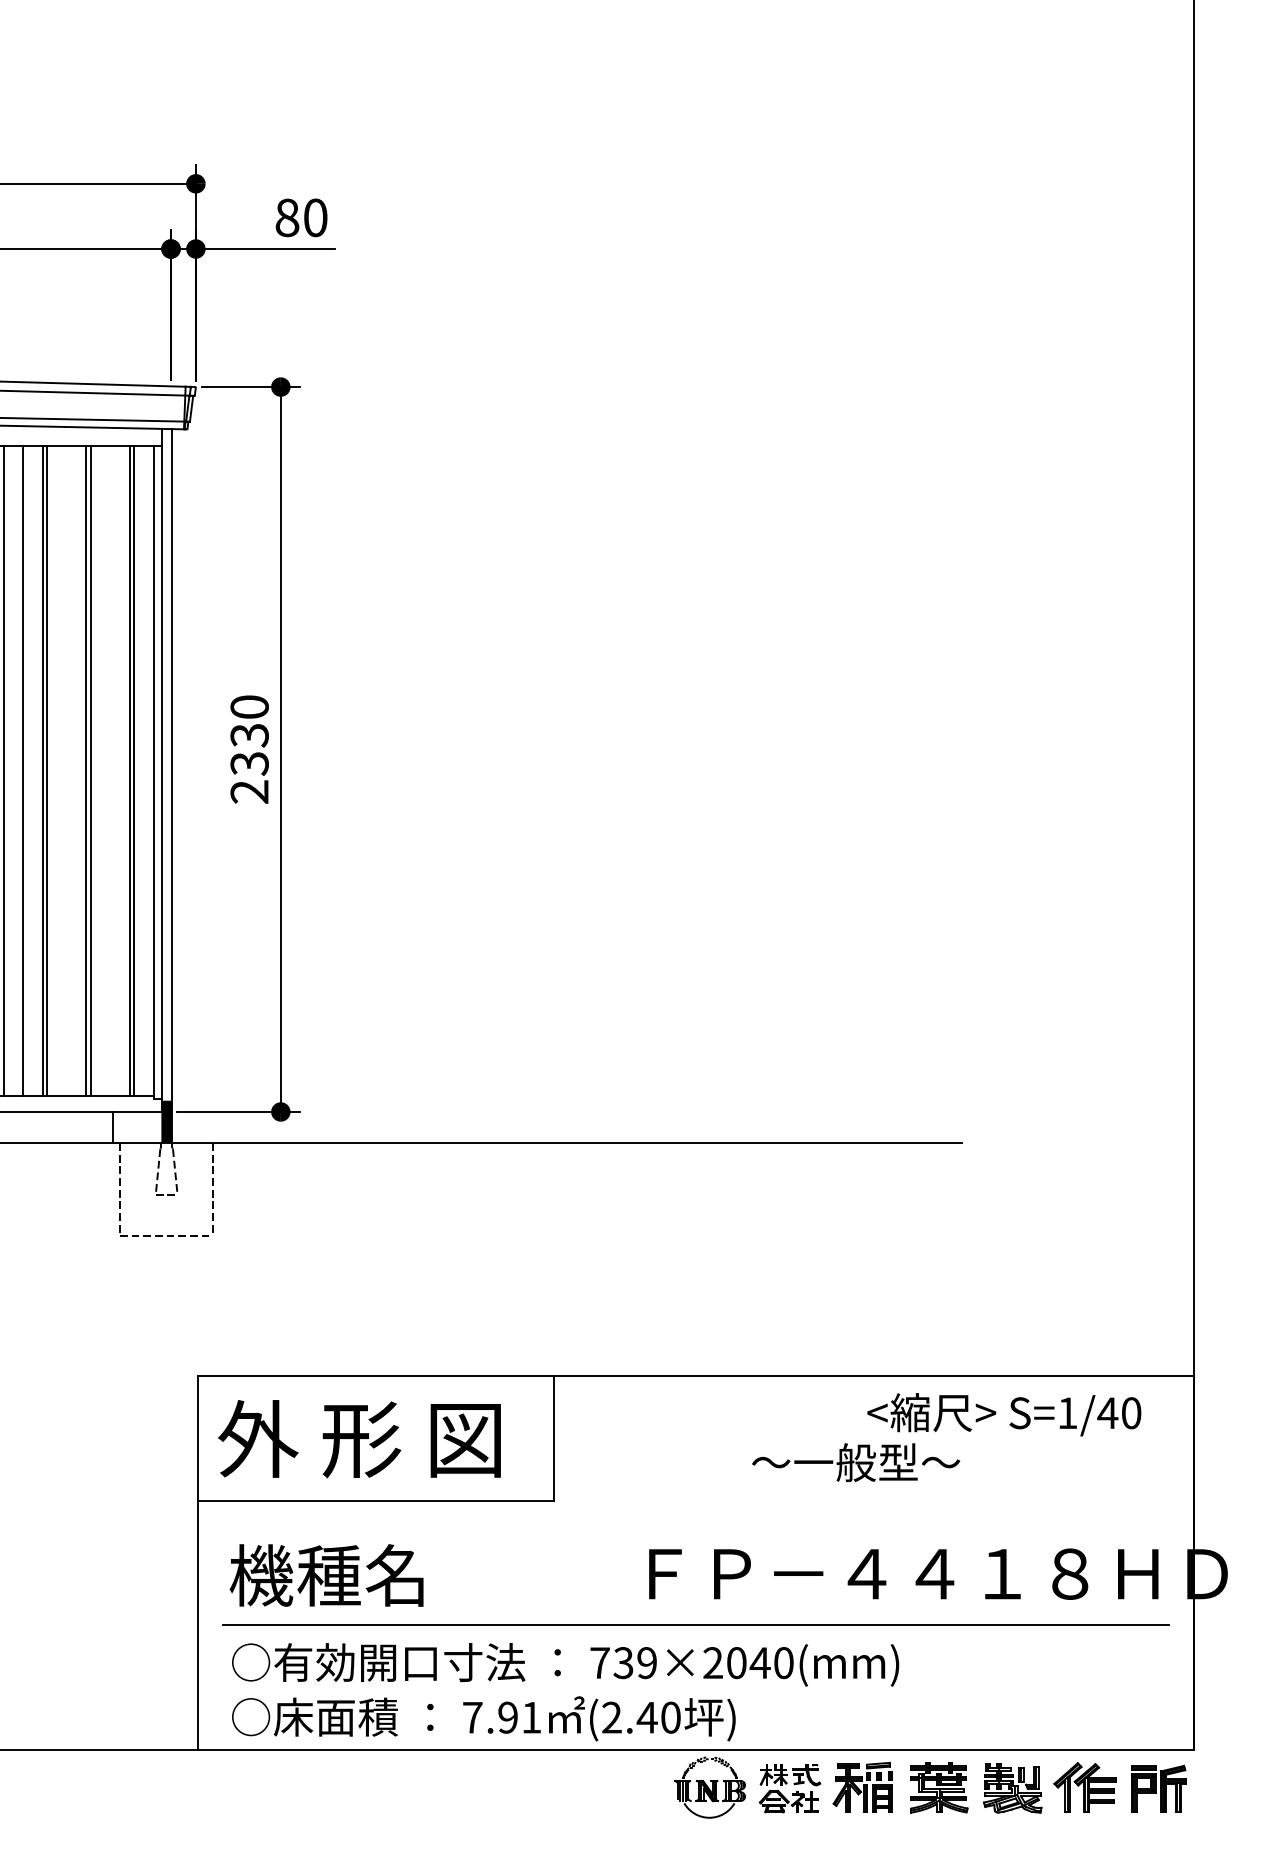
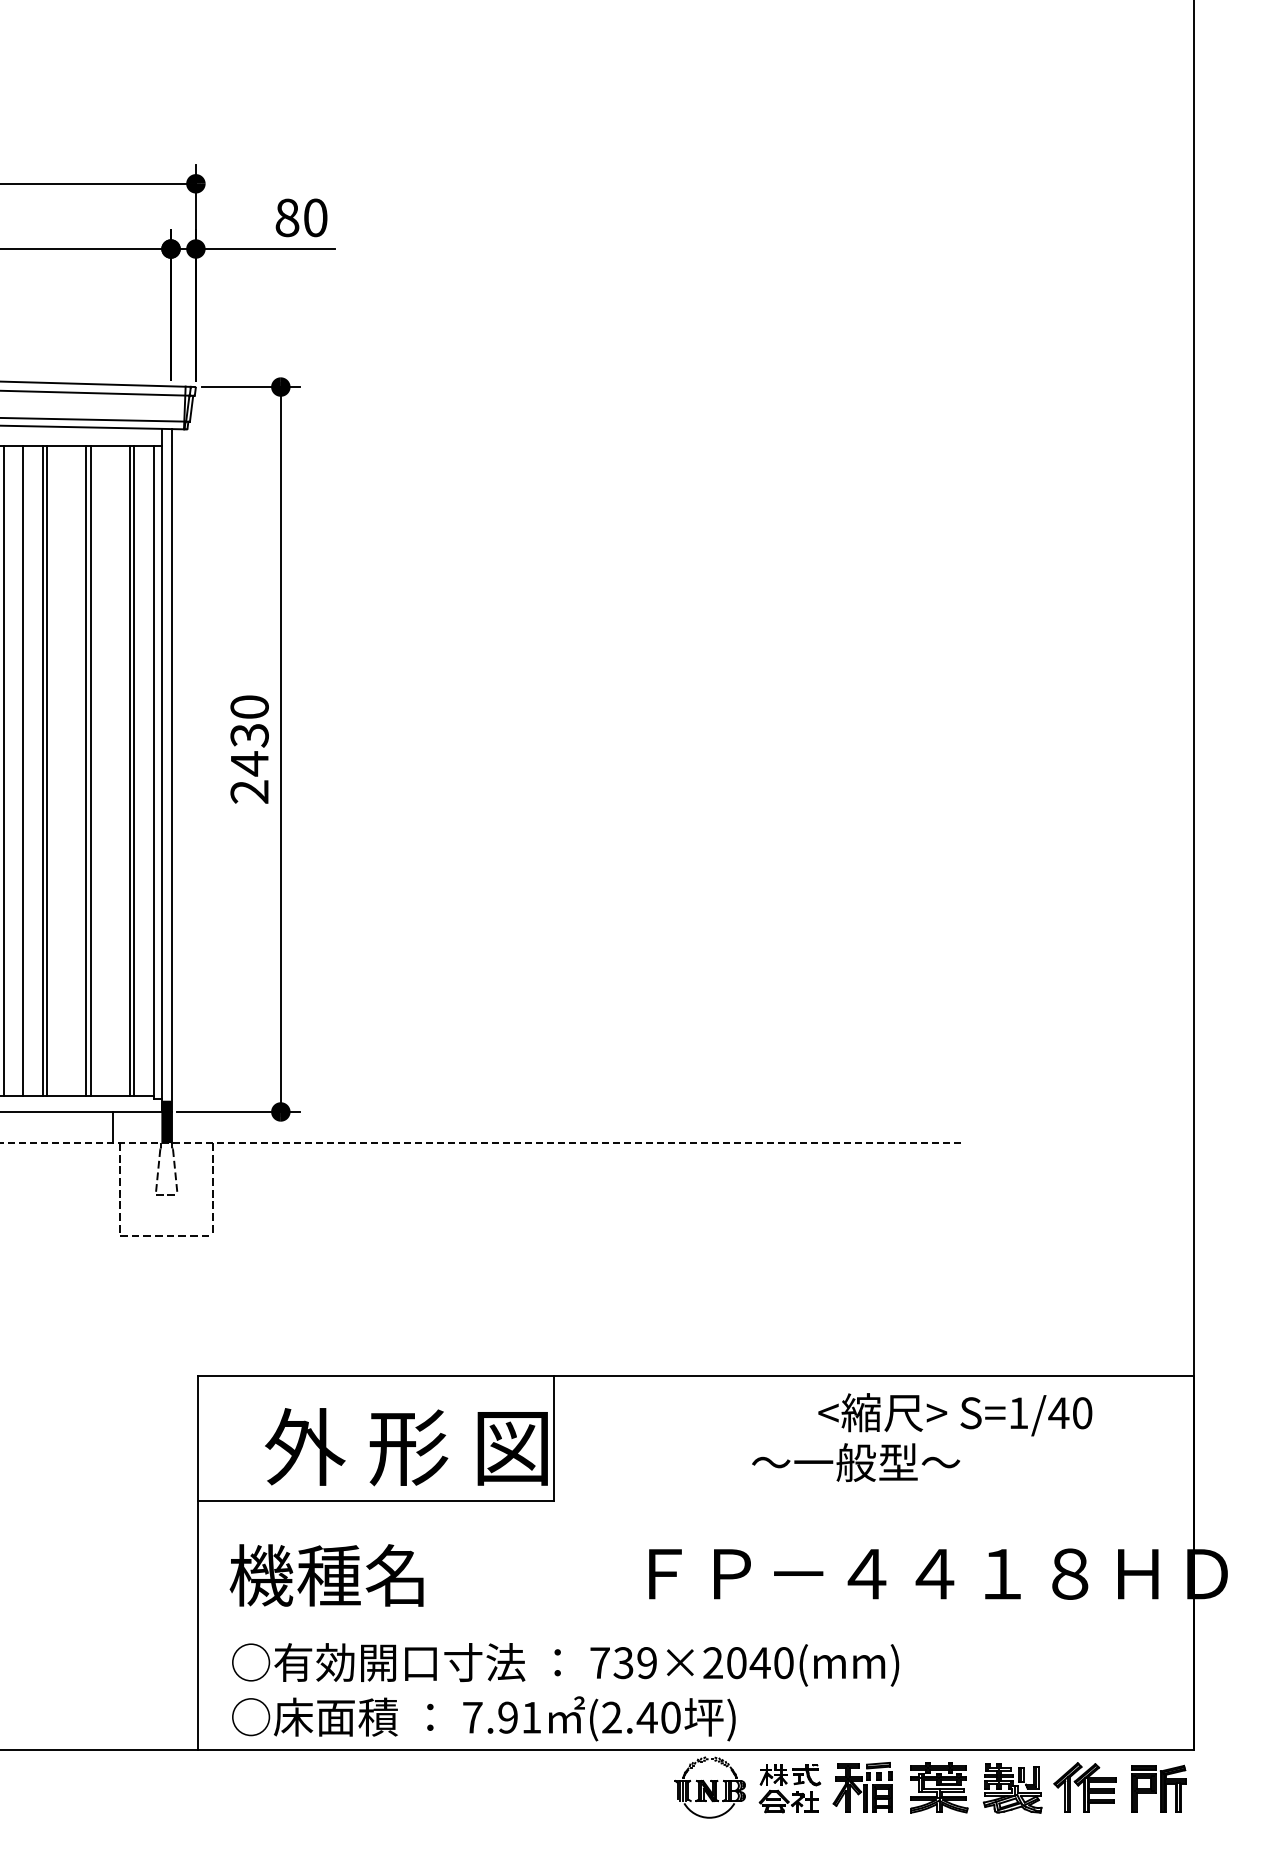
text: 2330 -> 2430 (249, 763)
line: solid -> dashed (481, 1143)
text position: (1004, 1414) -> (955, 1414) (955, 1414)
text position: (359, 1439) -> (406, 1447) (406, 1447)
line: present -> none (695, 1625)
